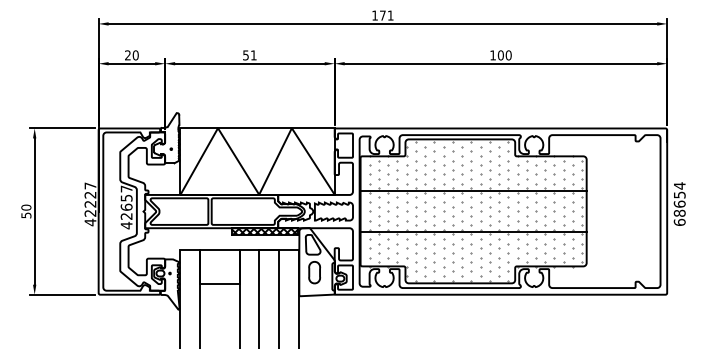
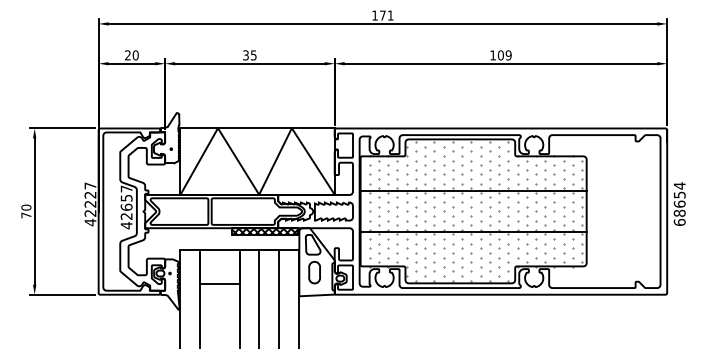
text: 51 -> 35 (249, 55)
text: 100 -> 109 (508, 55)
text: 50 -> 70 (26, 215)
